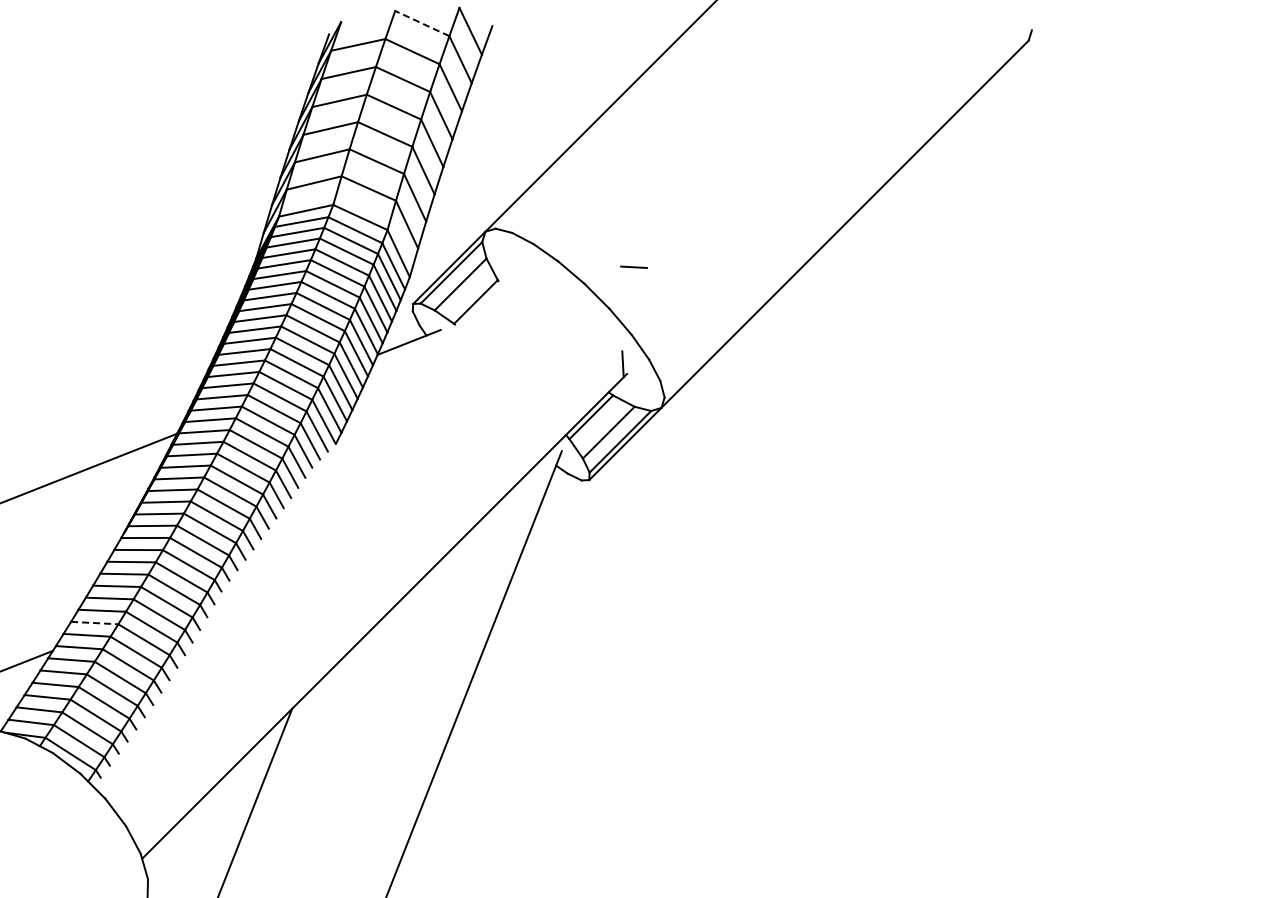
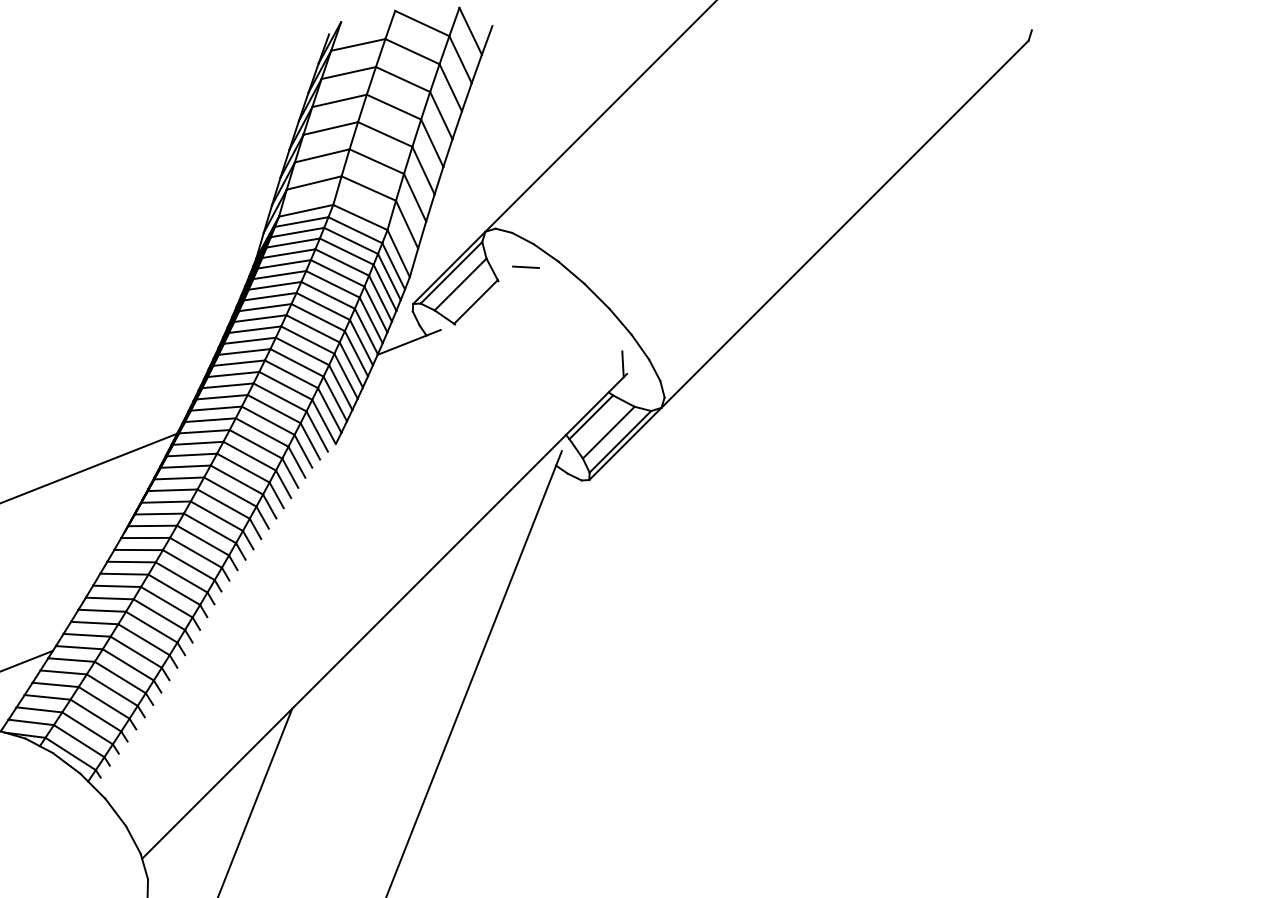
line: dashed -> solid (422, 23)
line position: (633, 266) -> (525, 266) (525, 266)
line: dashed -> solid (94, 623)
